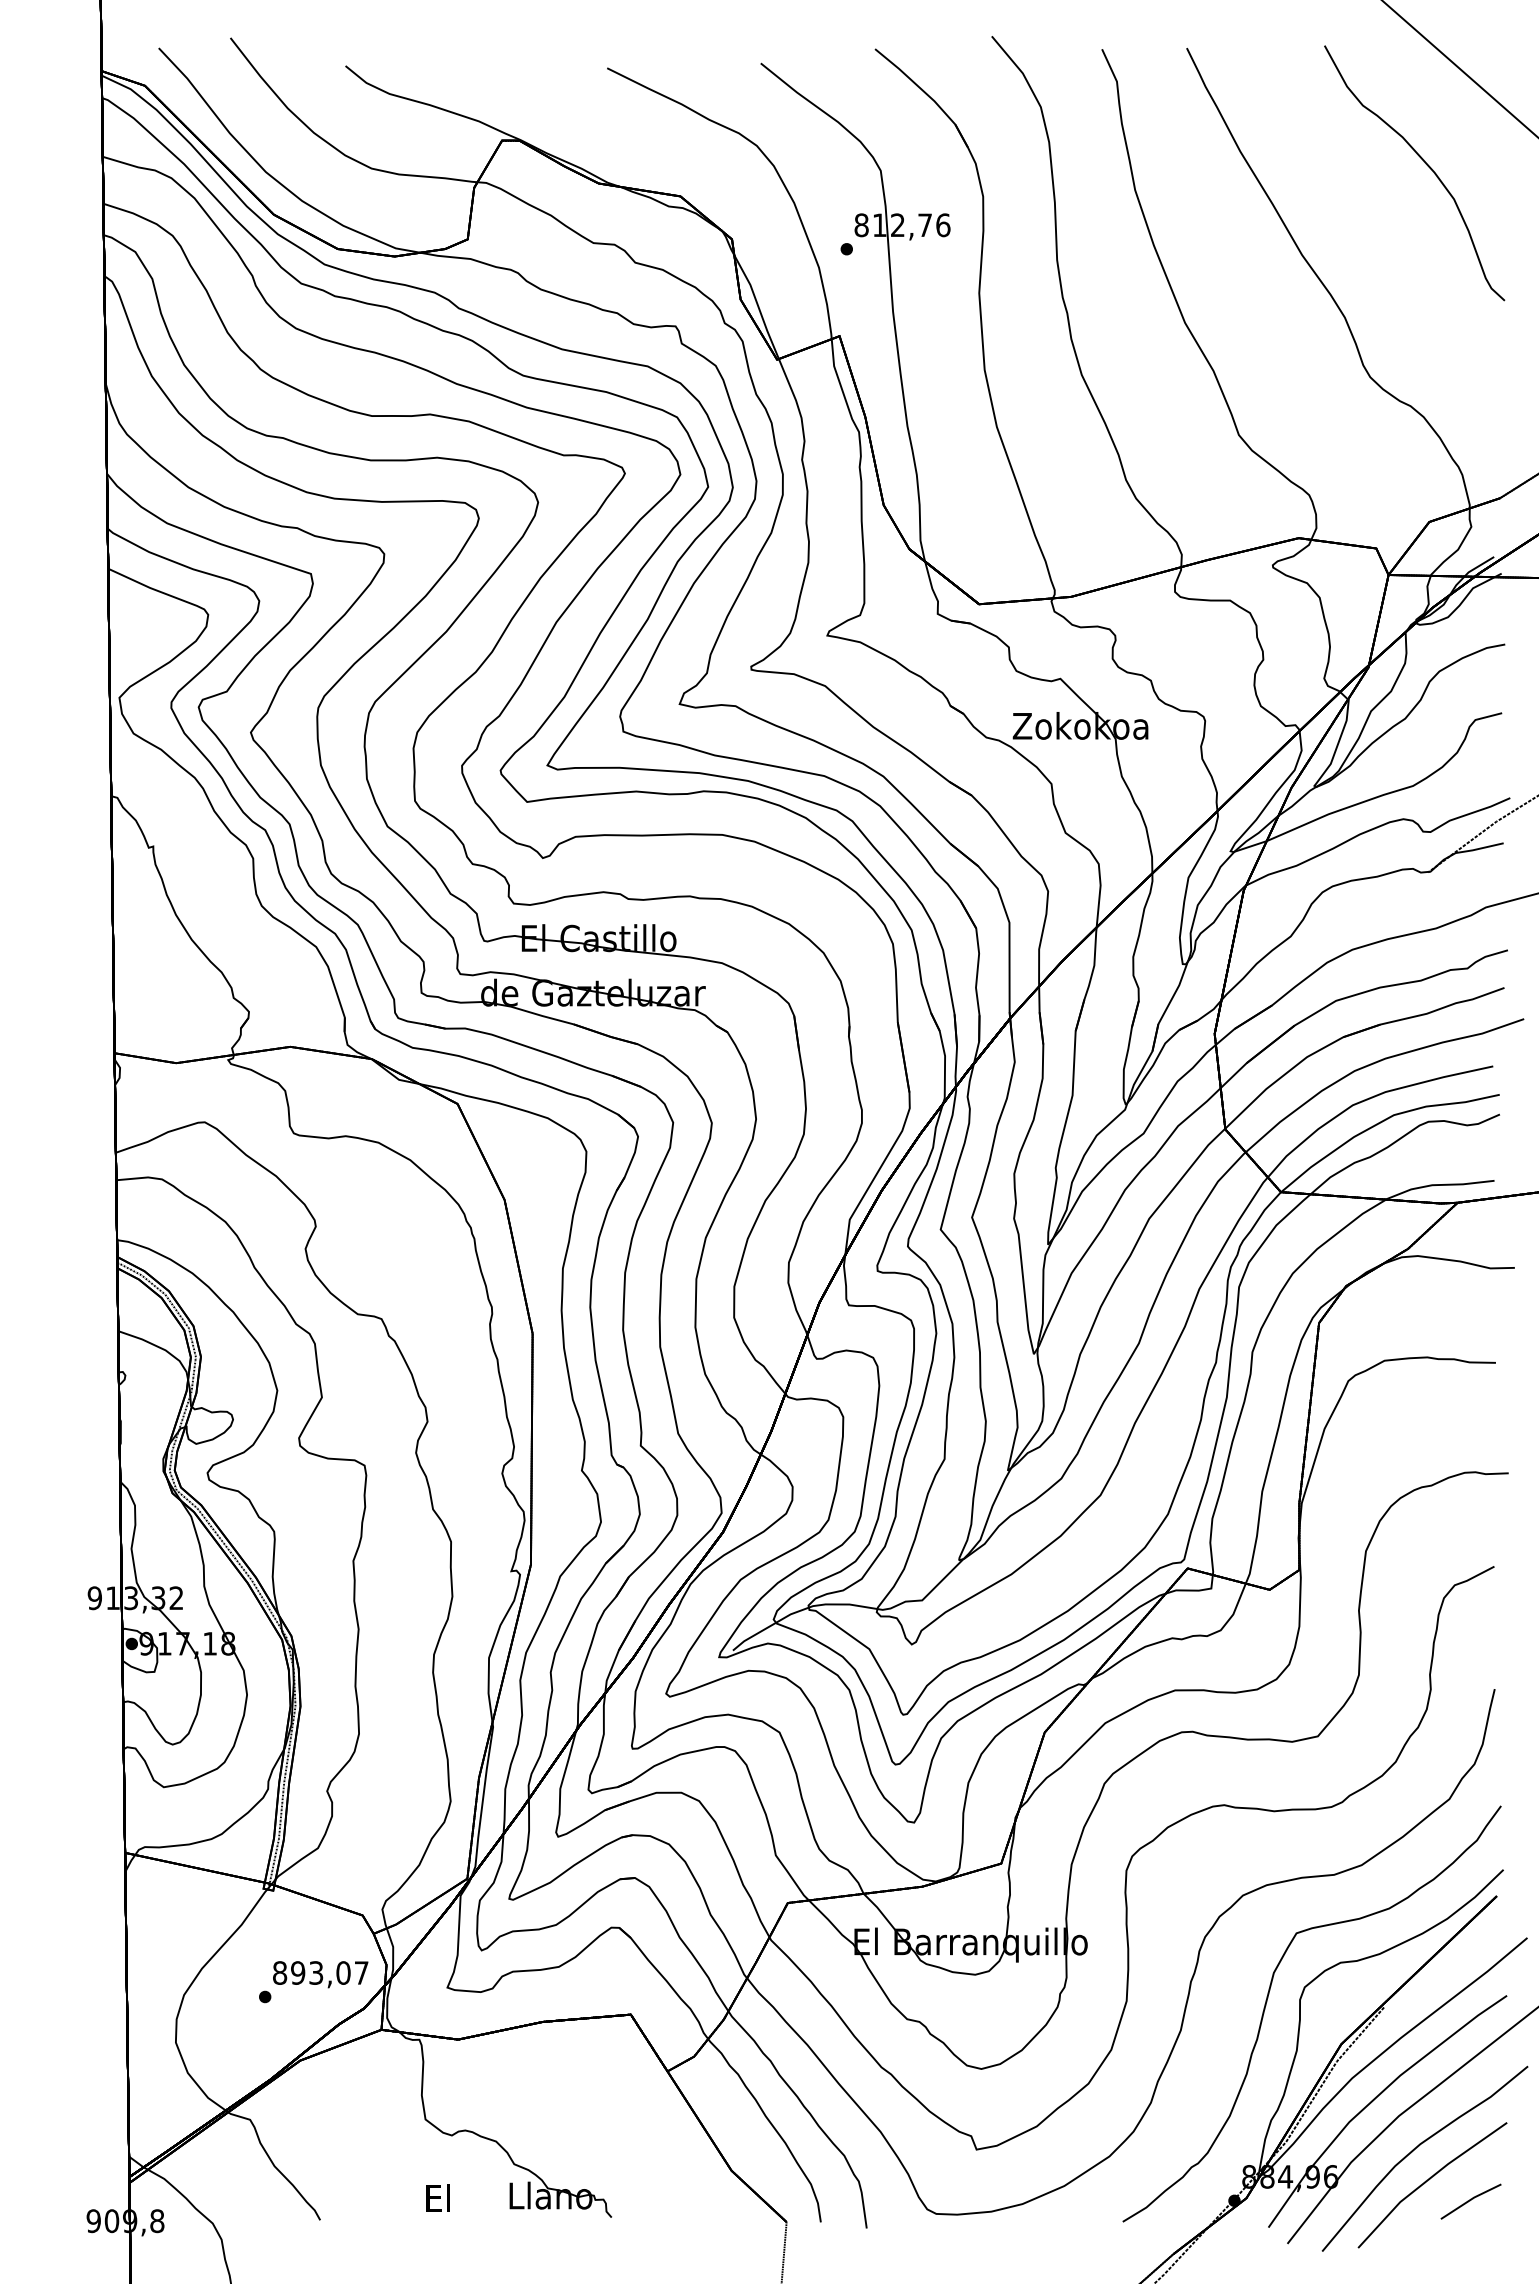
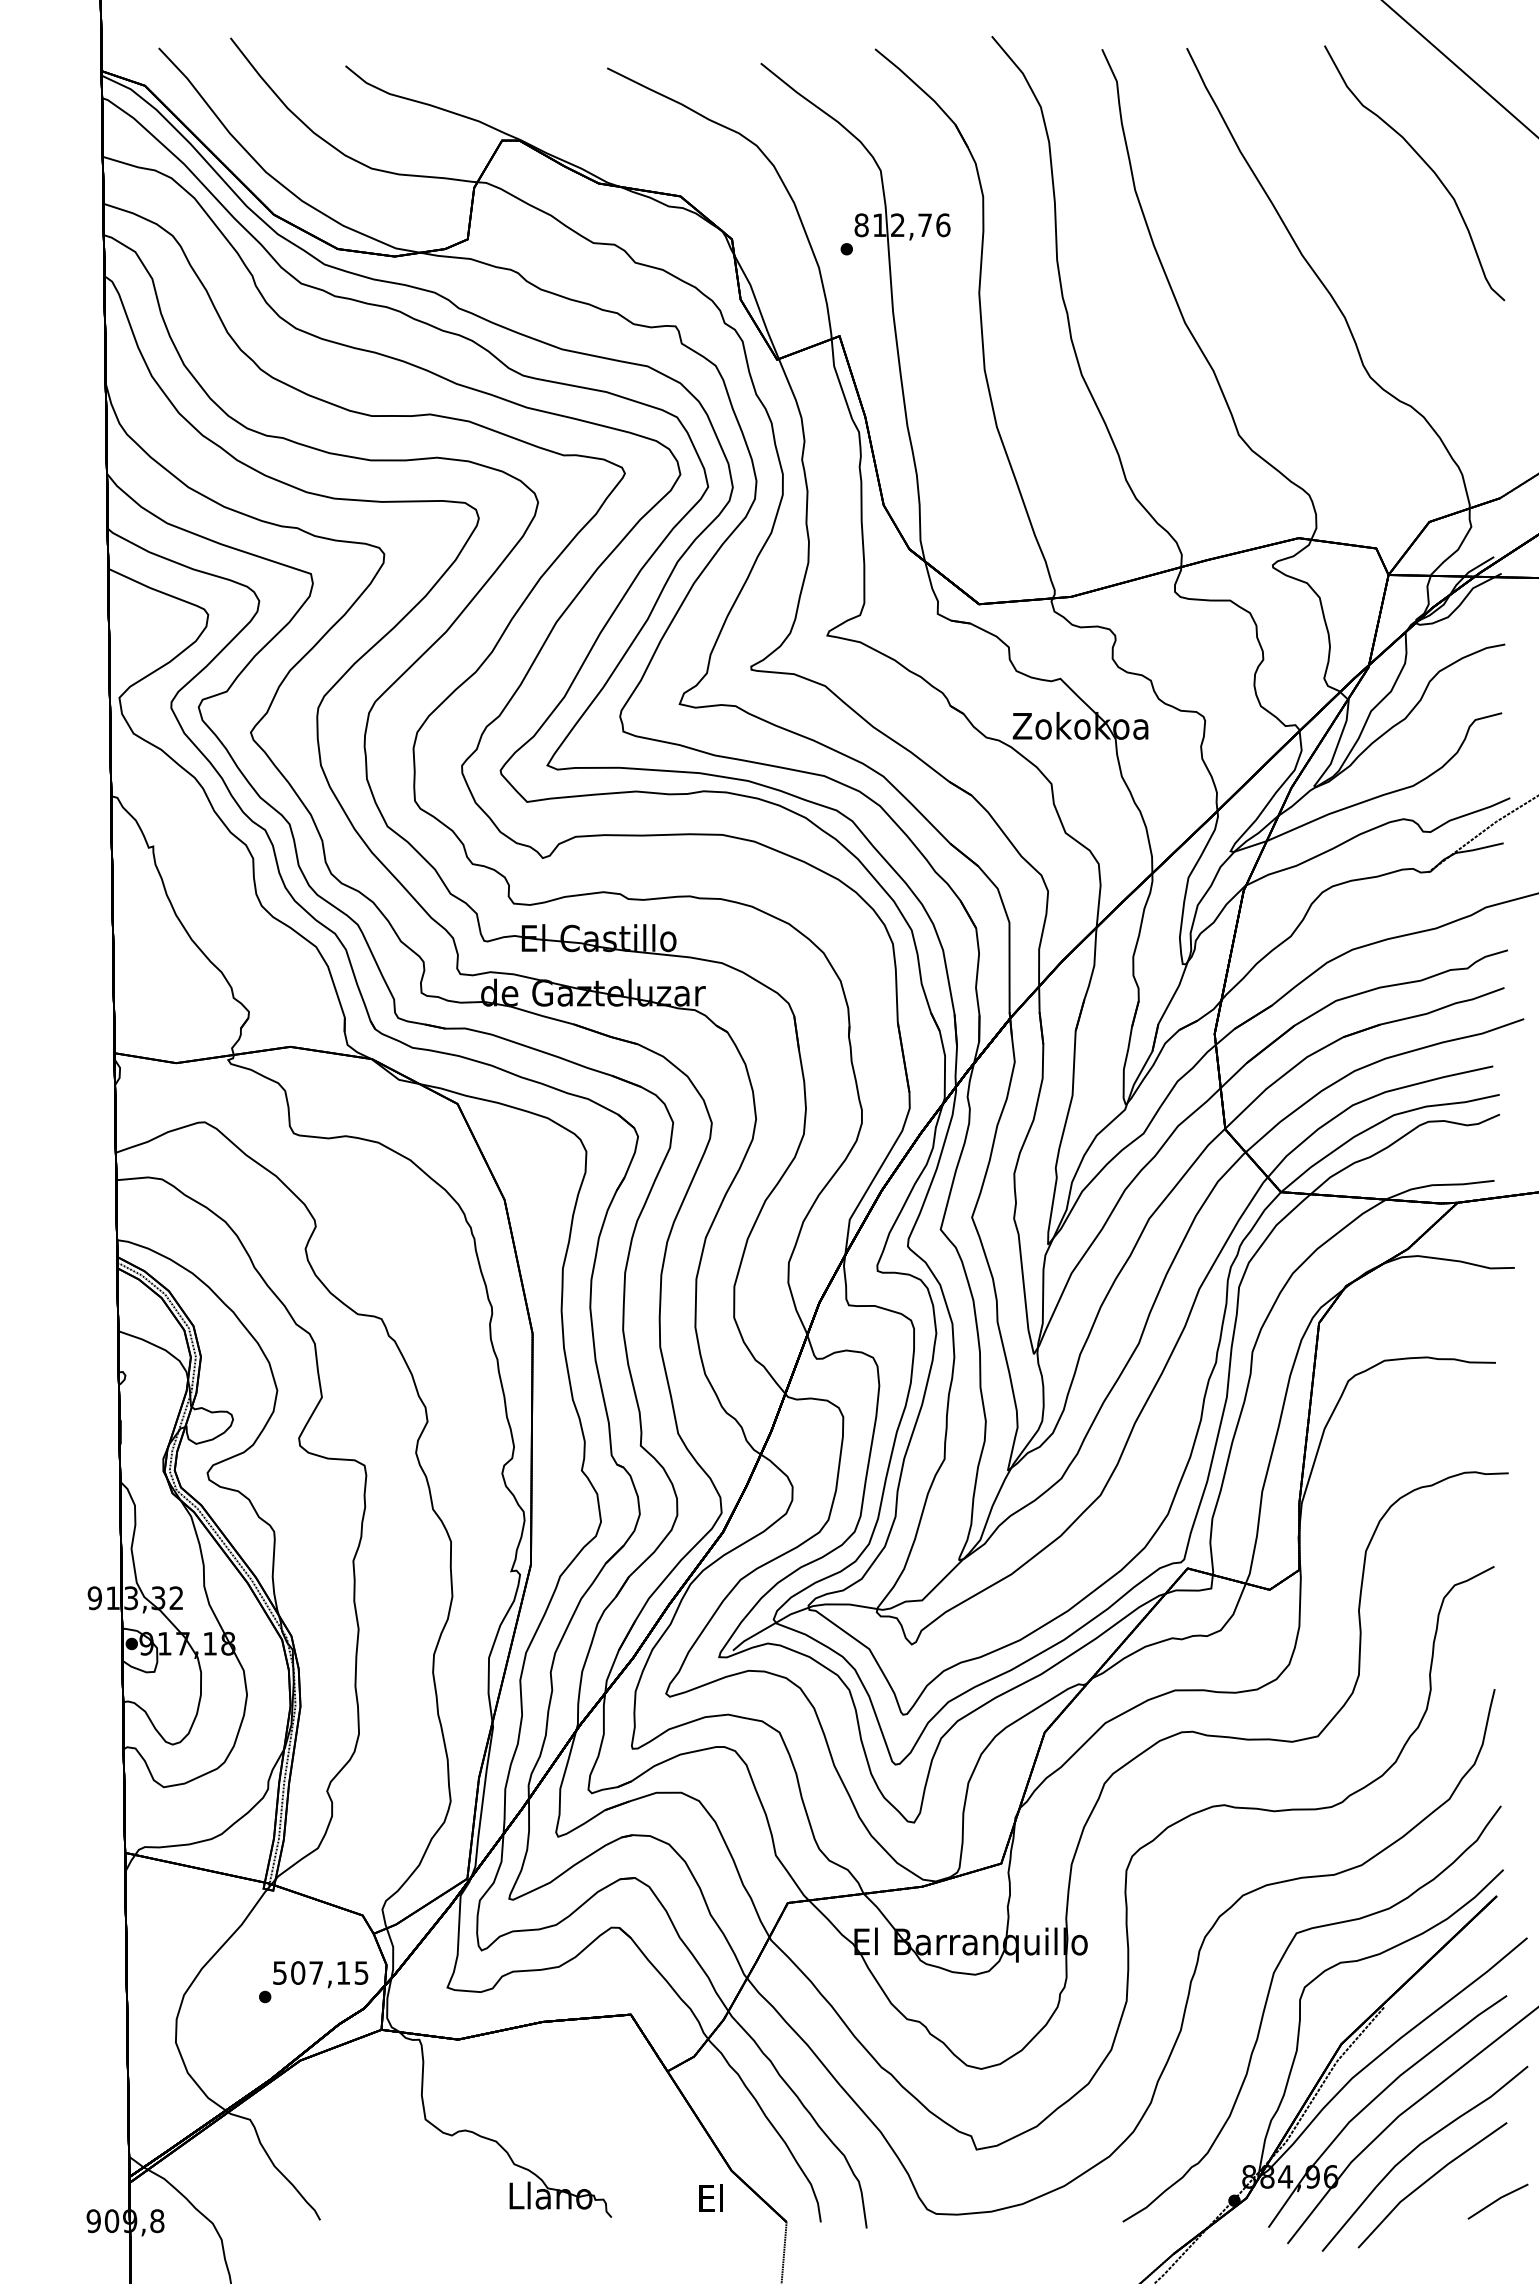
text: 893,07 -> 507,15 (320, 1972)
text position: (437, 2197) -> (710, 2197) (710, 2197)
line position: (1470, 2201) -> (1497, 2201) (1497, 2201)
